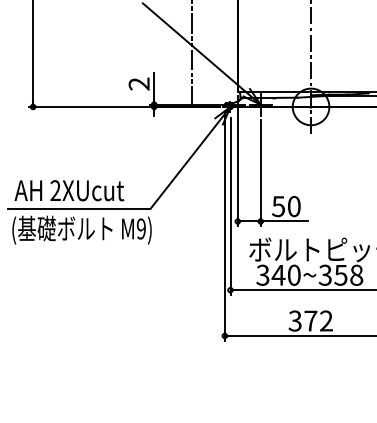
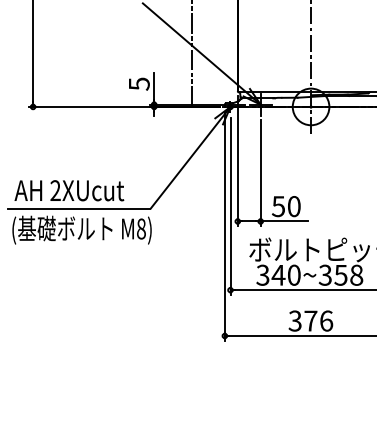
text: 2 -> 5 (138, 83)
text: M9) -> M8) (141, 228)
text: 372 -> 376 (326, 320)
